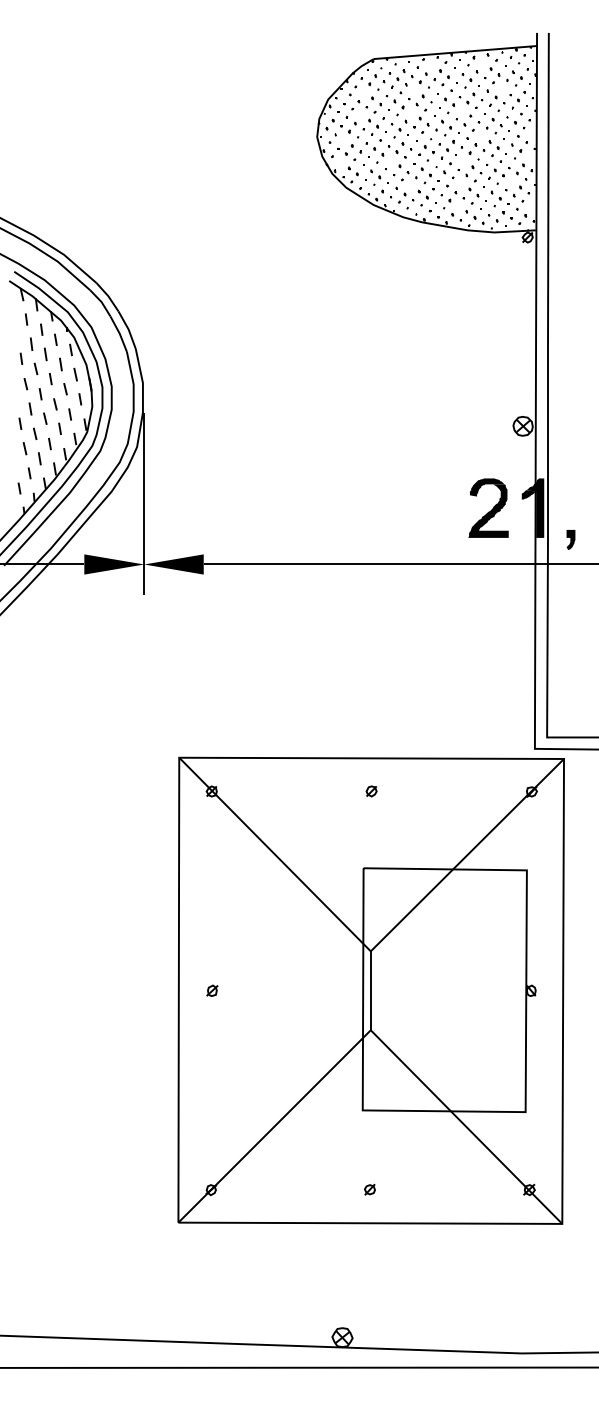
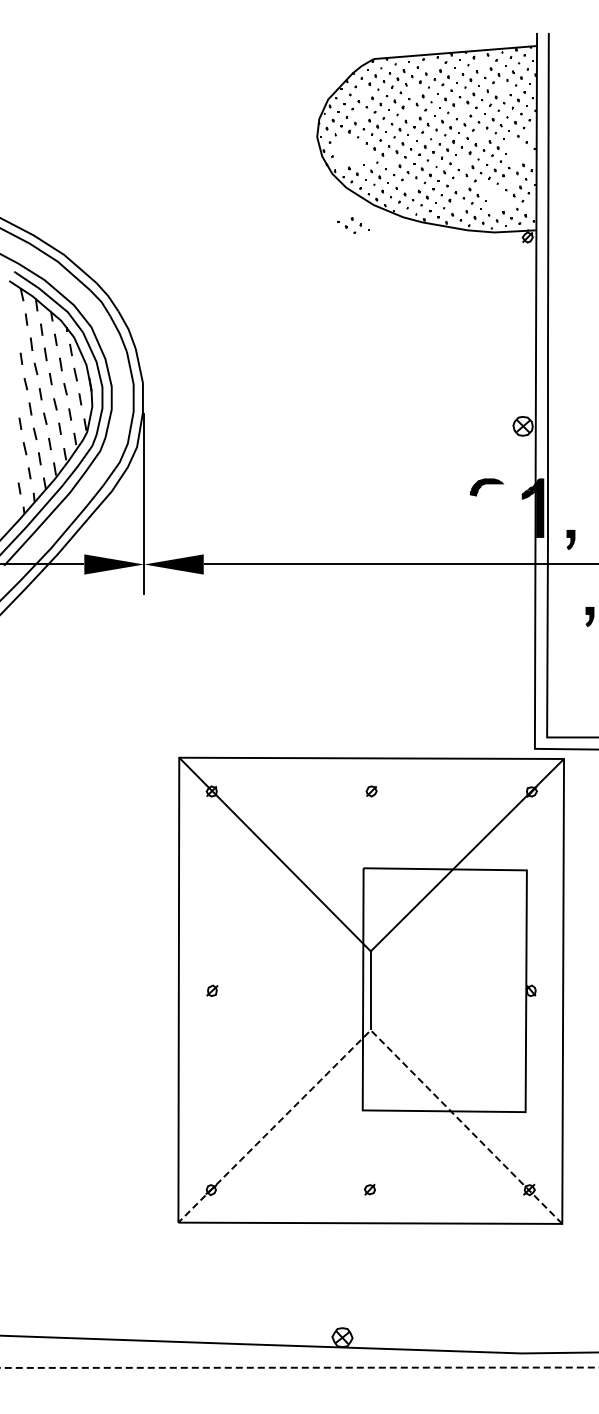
part: present -> none (516, 151)
part position: (353, 152) -> (353, 225) (353, 225)
part: present -> none (496, 196)
fill: present -> none (488, 510)
part: none -> present (589, 616)
line: solid -> dashed (370, 1030)
line: solid -> dashed (299, 1367)
